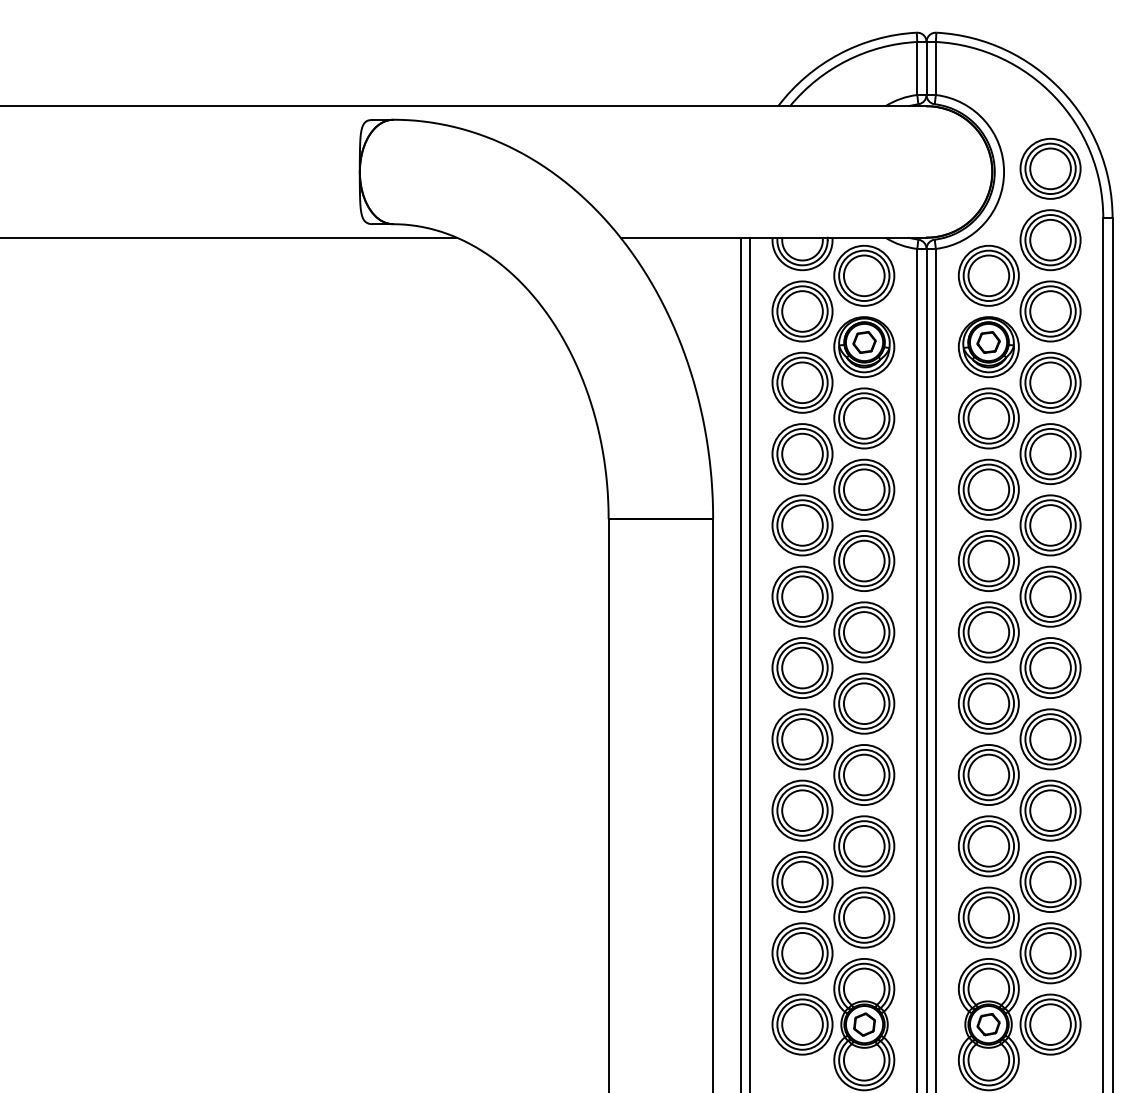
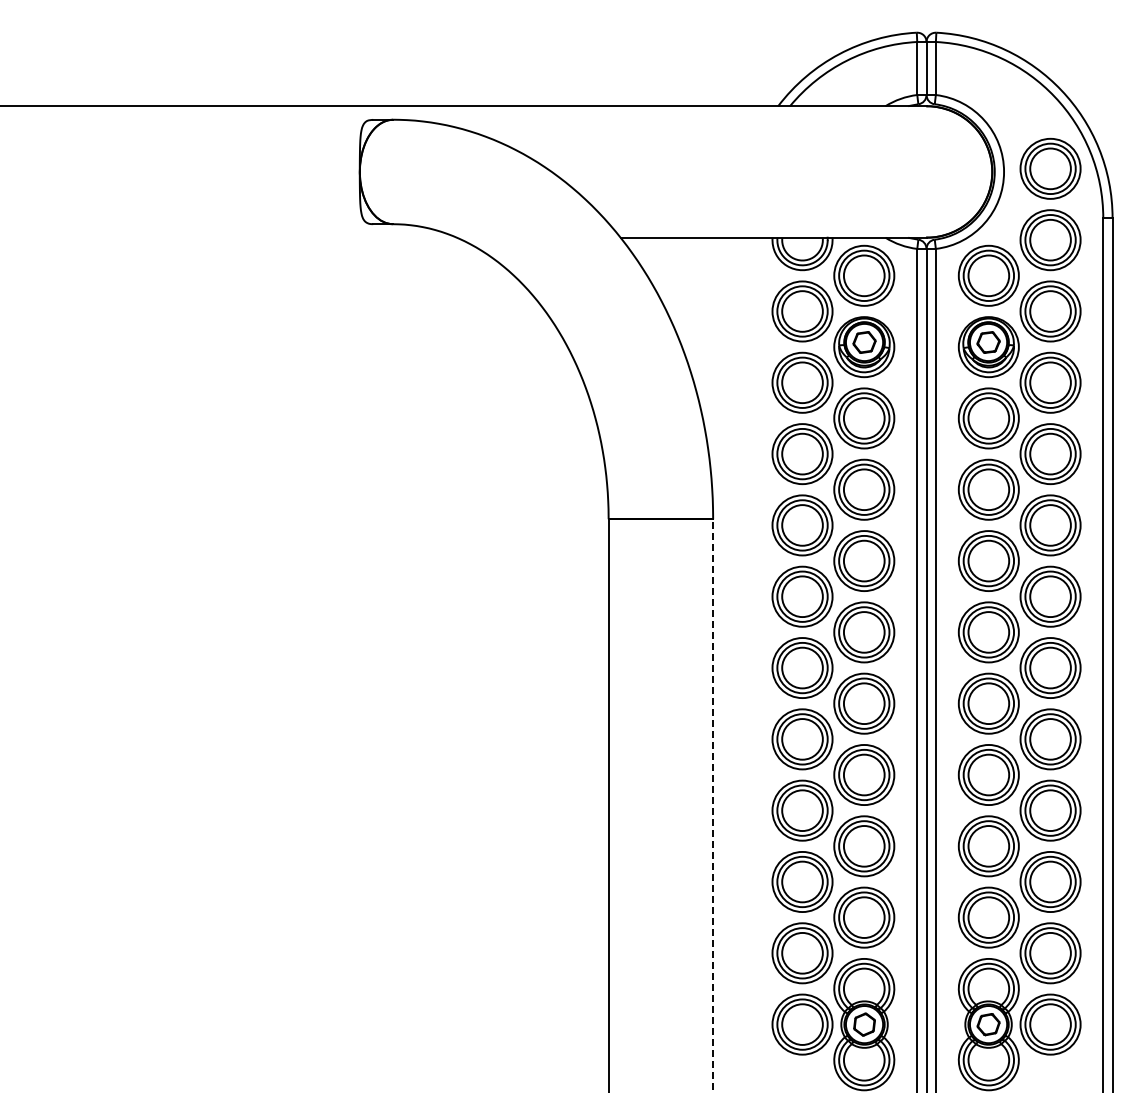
line: present -> none (229, 237)
line: present -> none (740, 663)
line: present -> none (749, 663)
line: solid -> dashed (713, 805)
